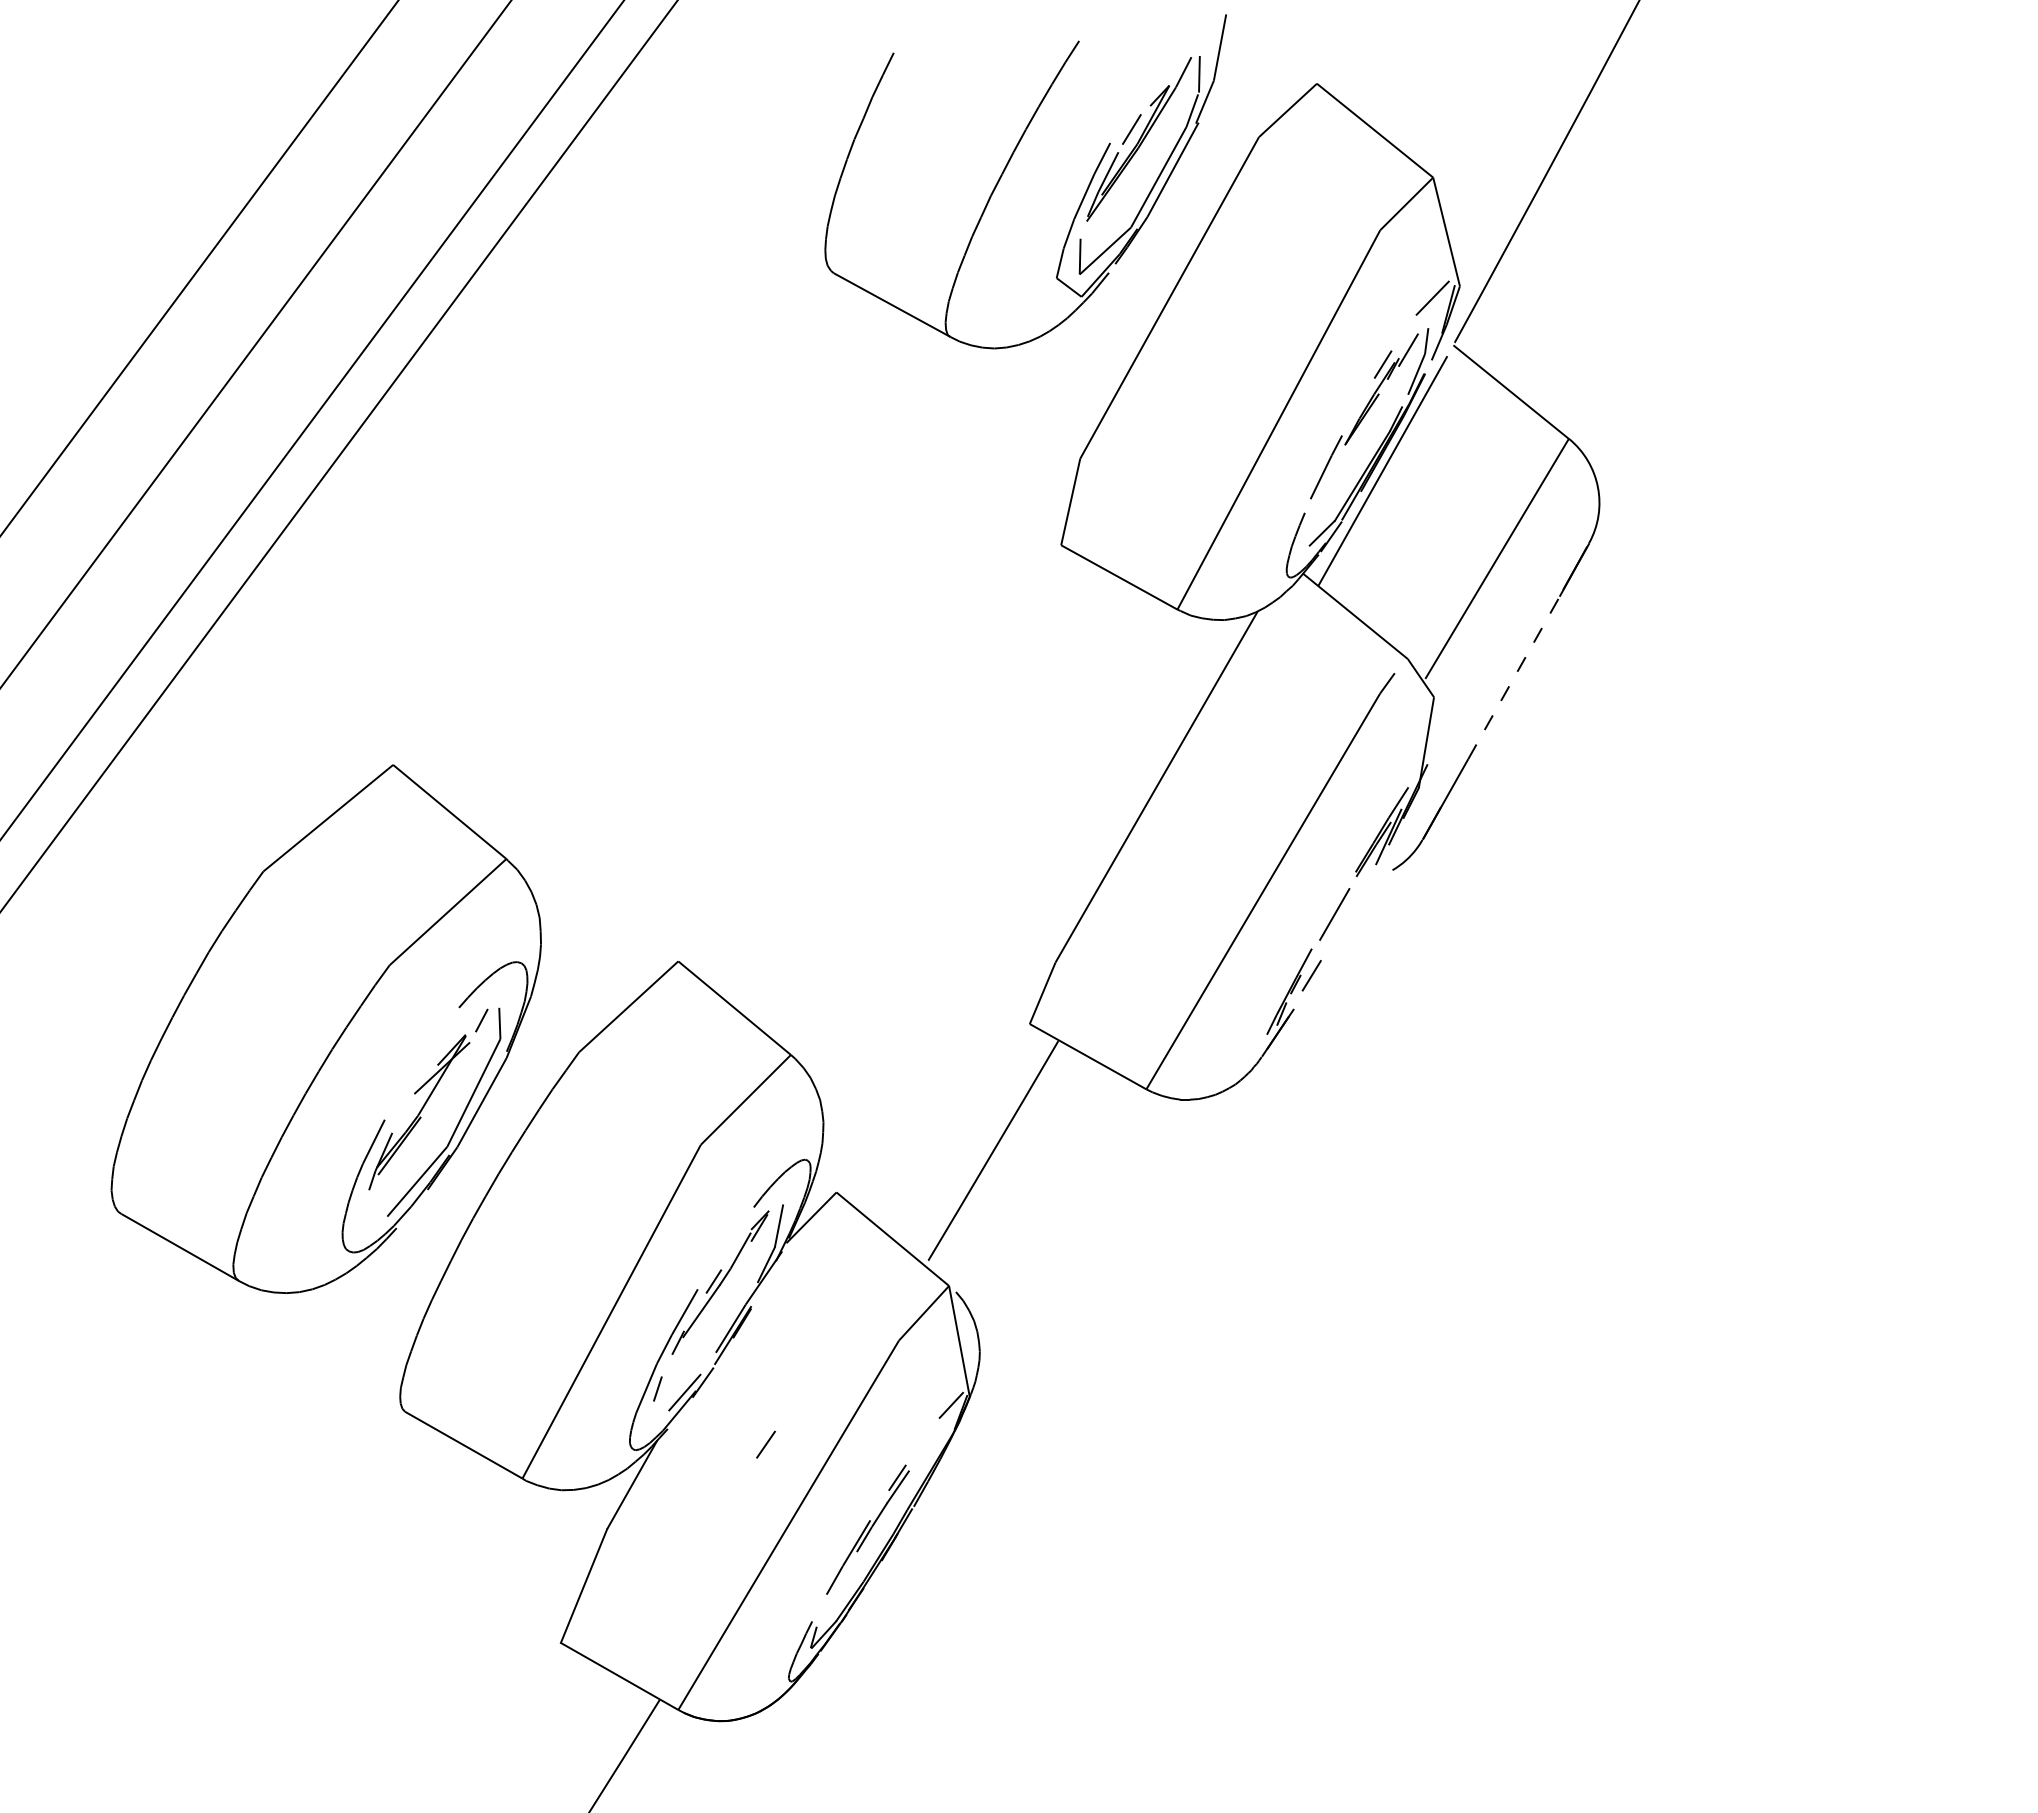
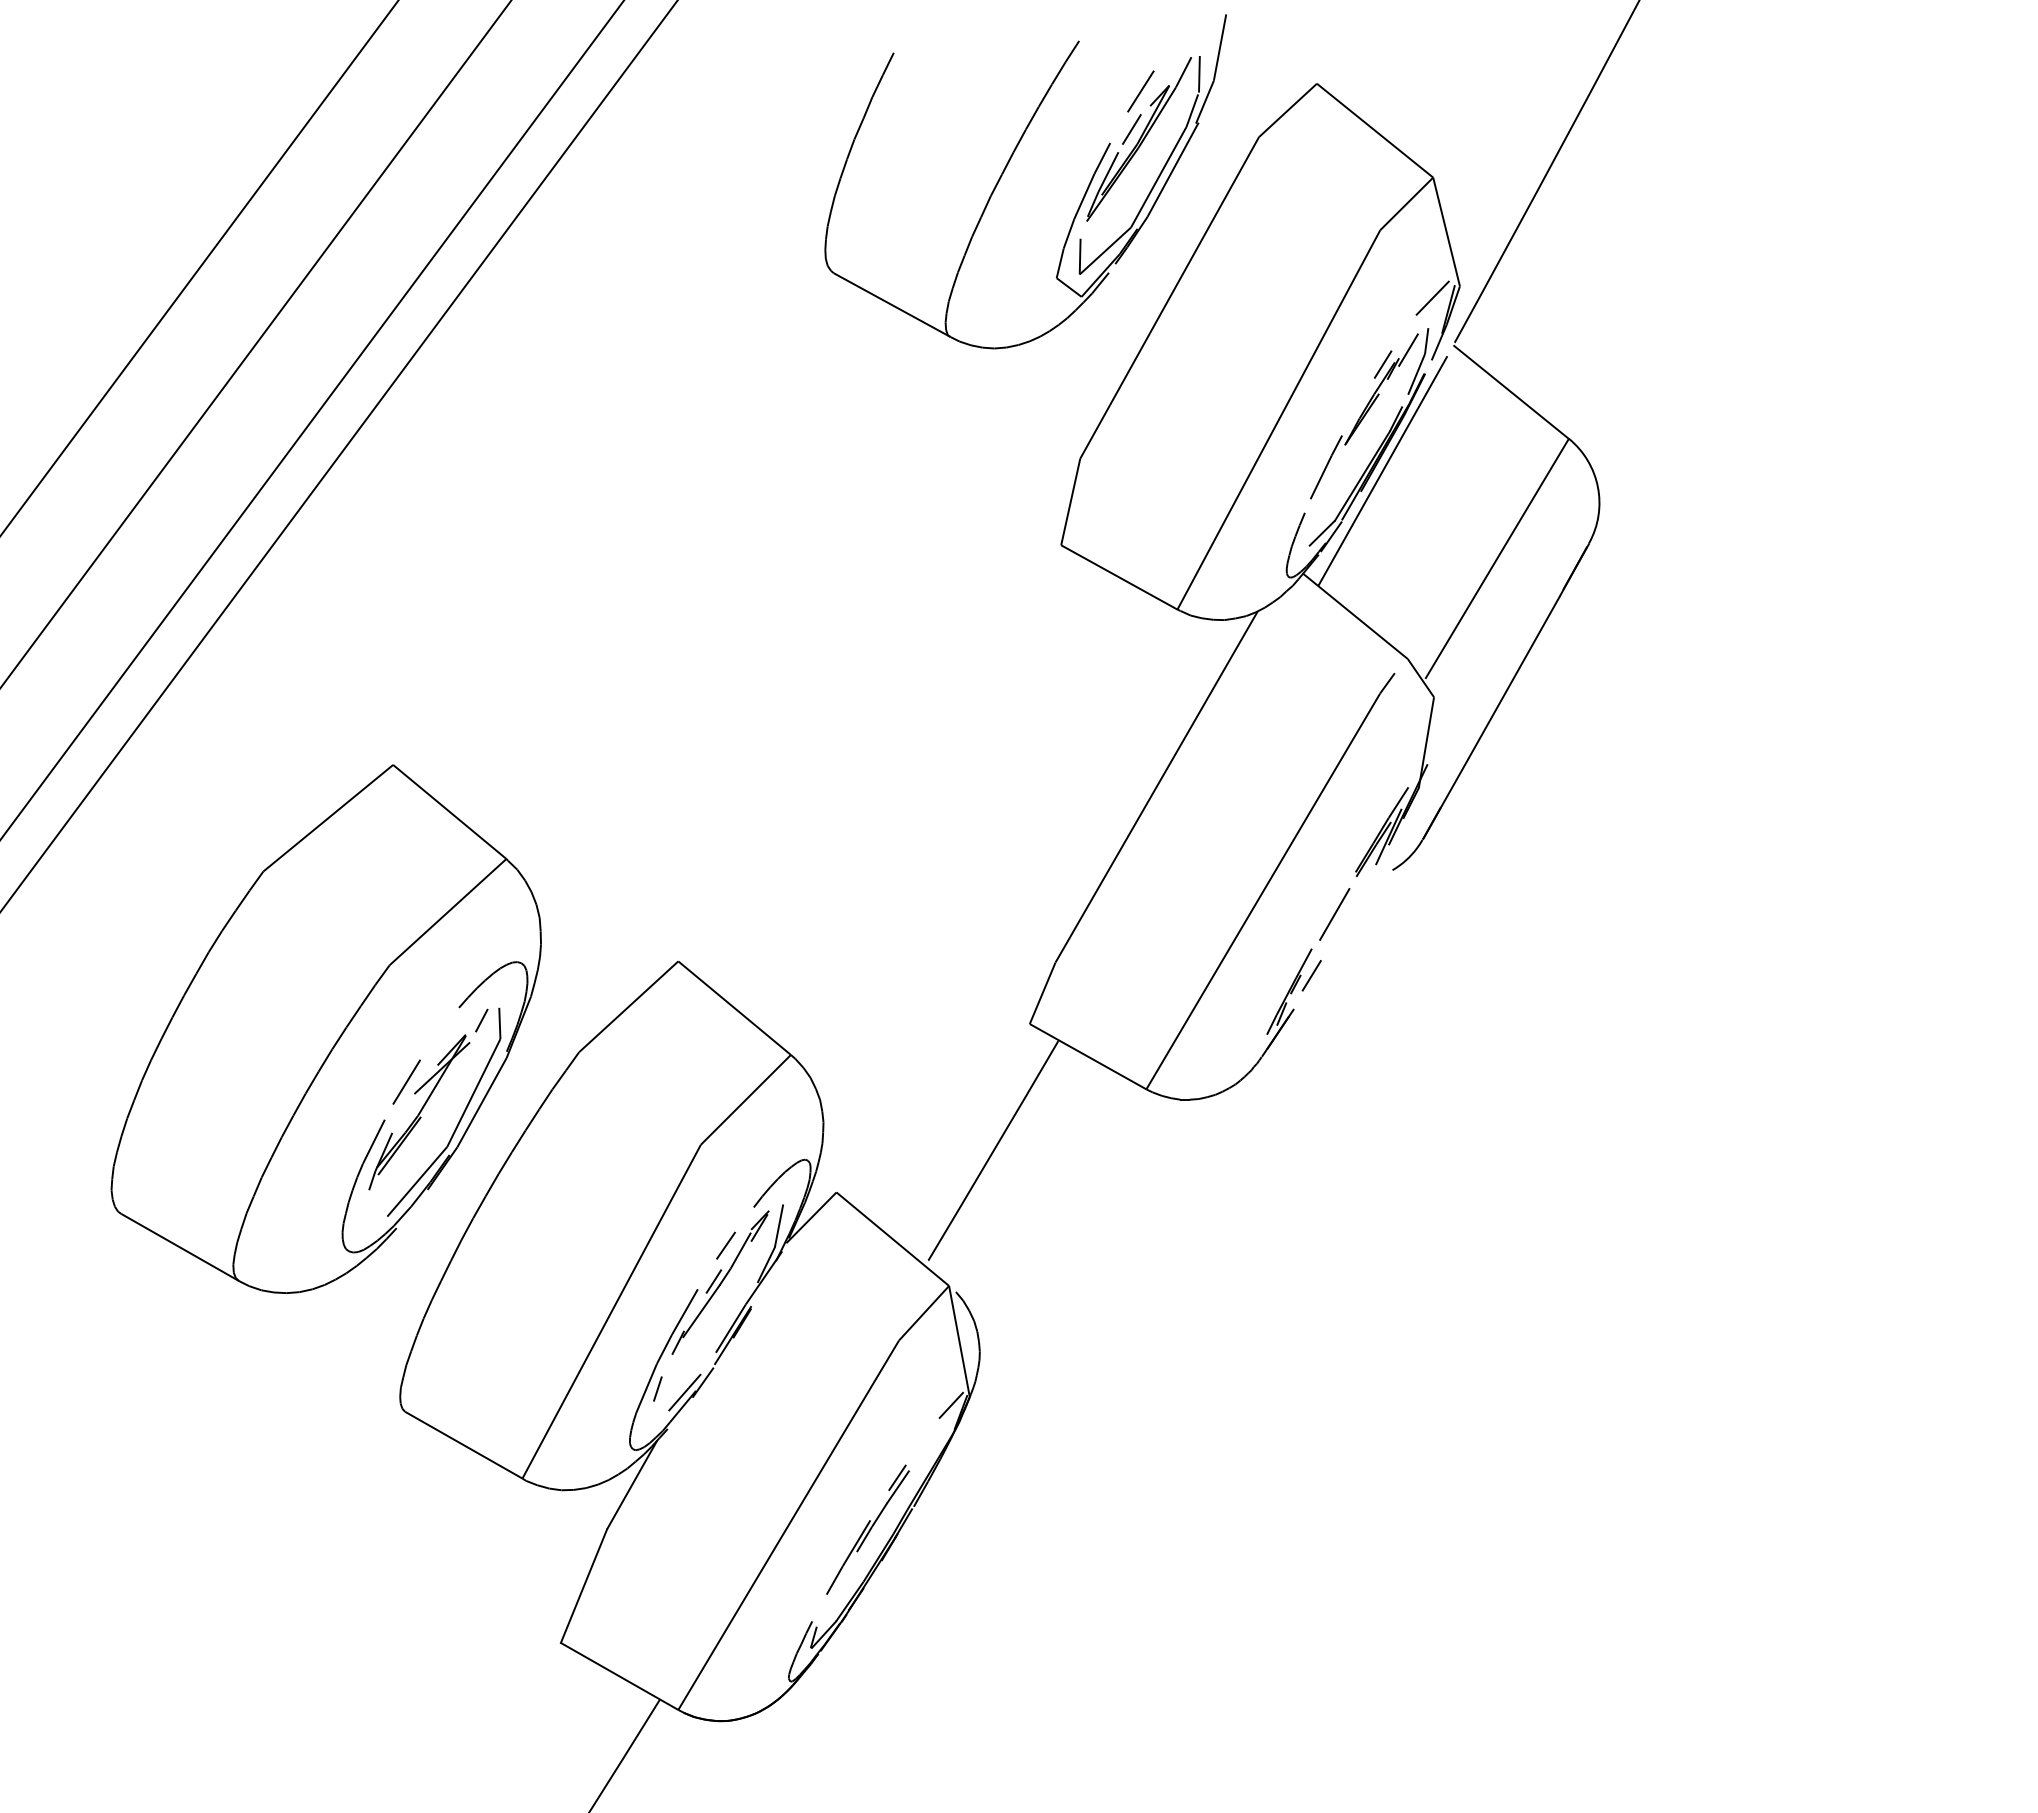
line: none -> present (1140, 91)
line: dashed -> solid (1514, 677)
line: none -> present (406, 1081)
line position: (765, 1444) -> (725, 1245) (725, 1245)
